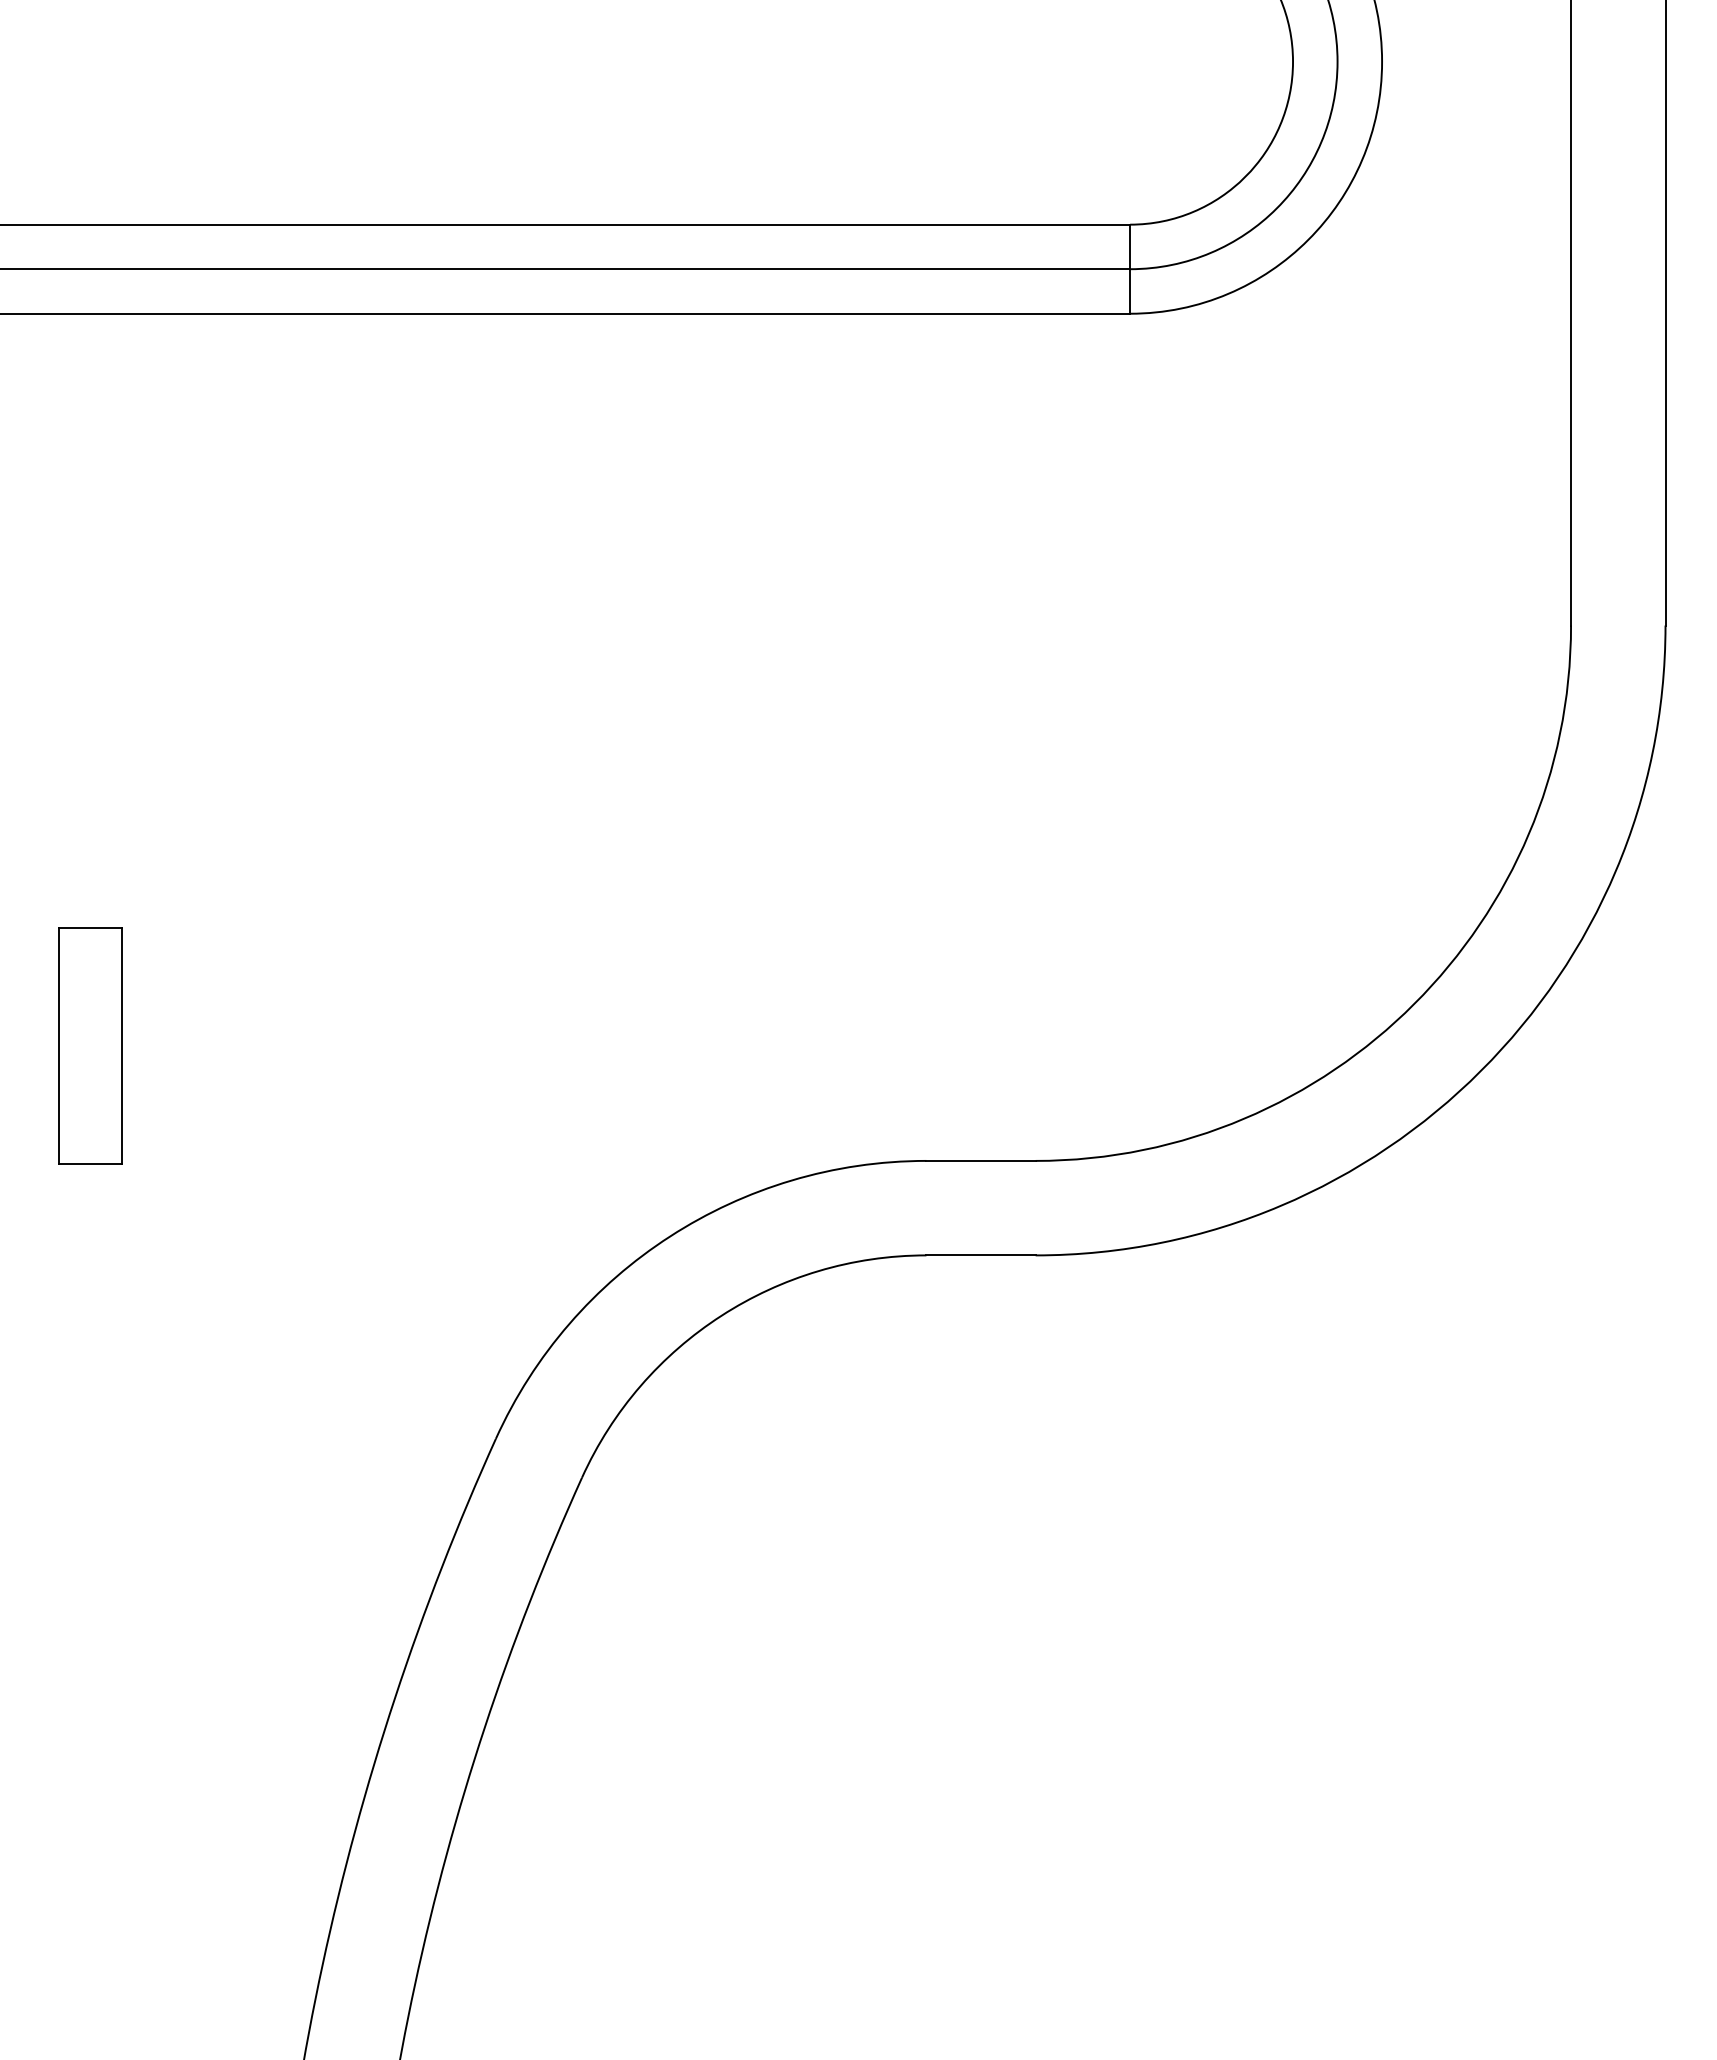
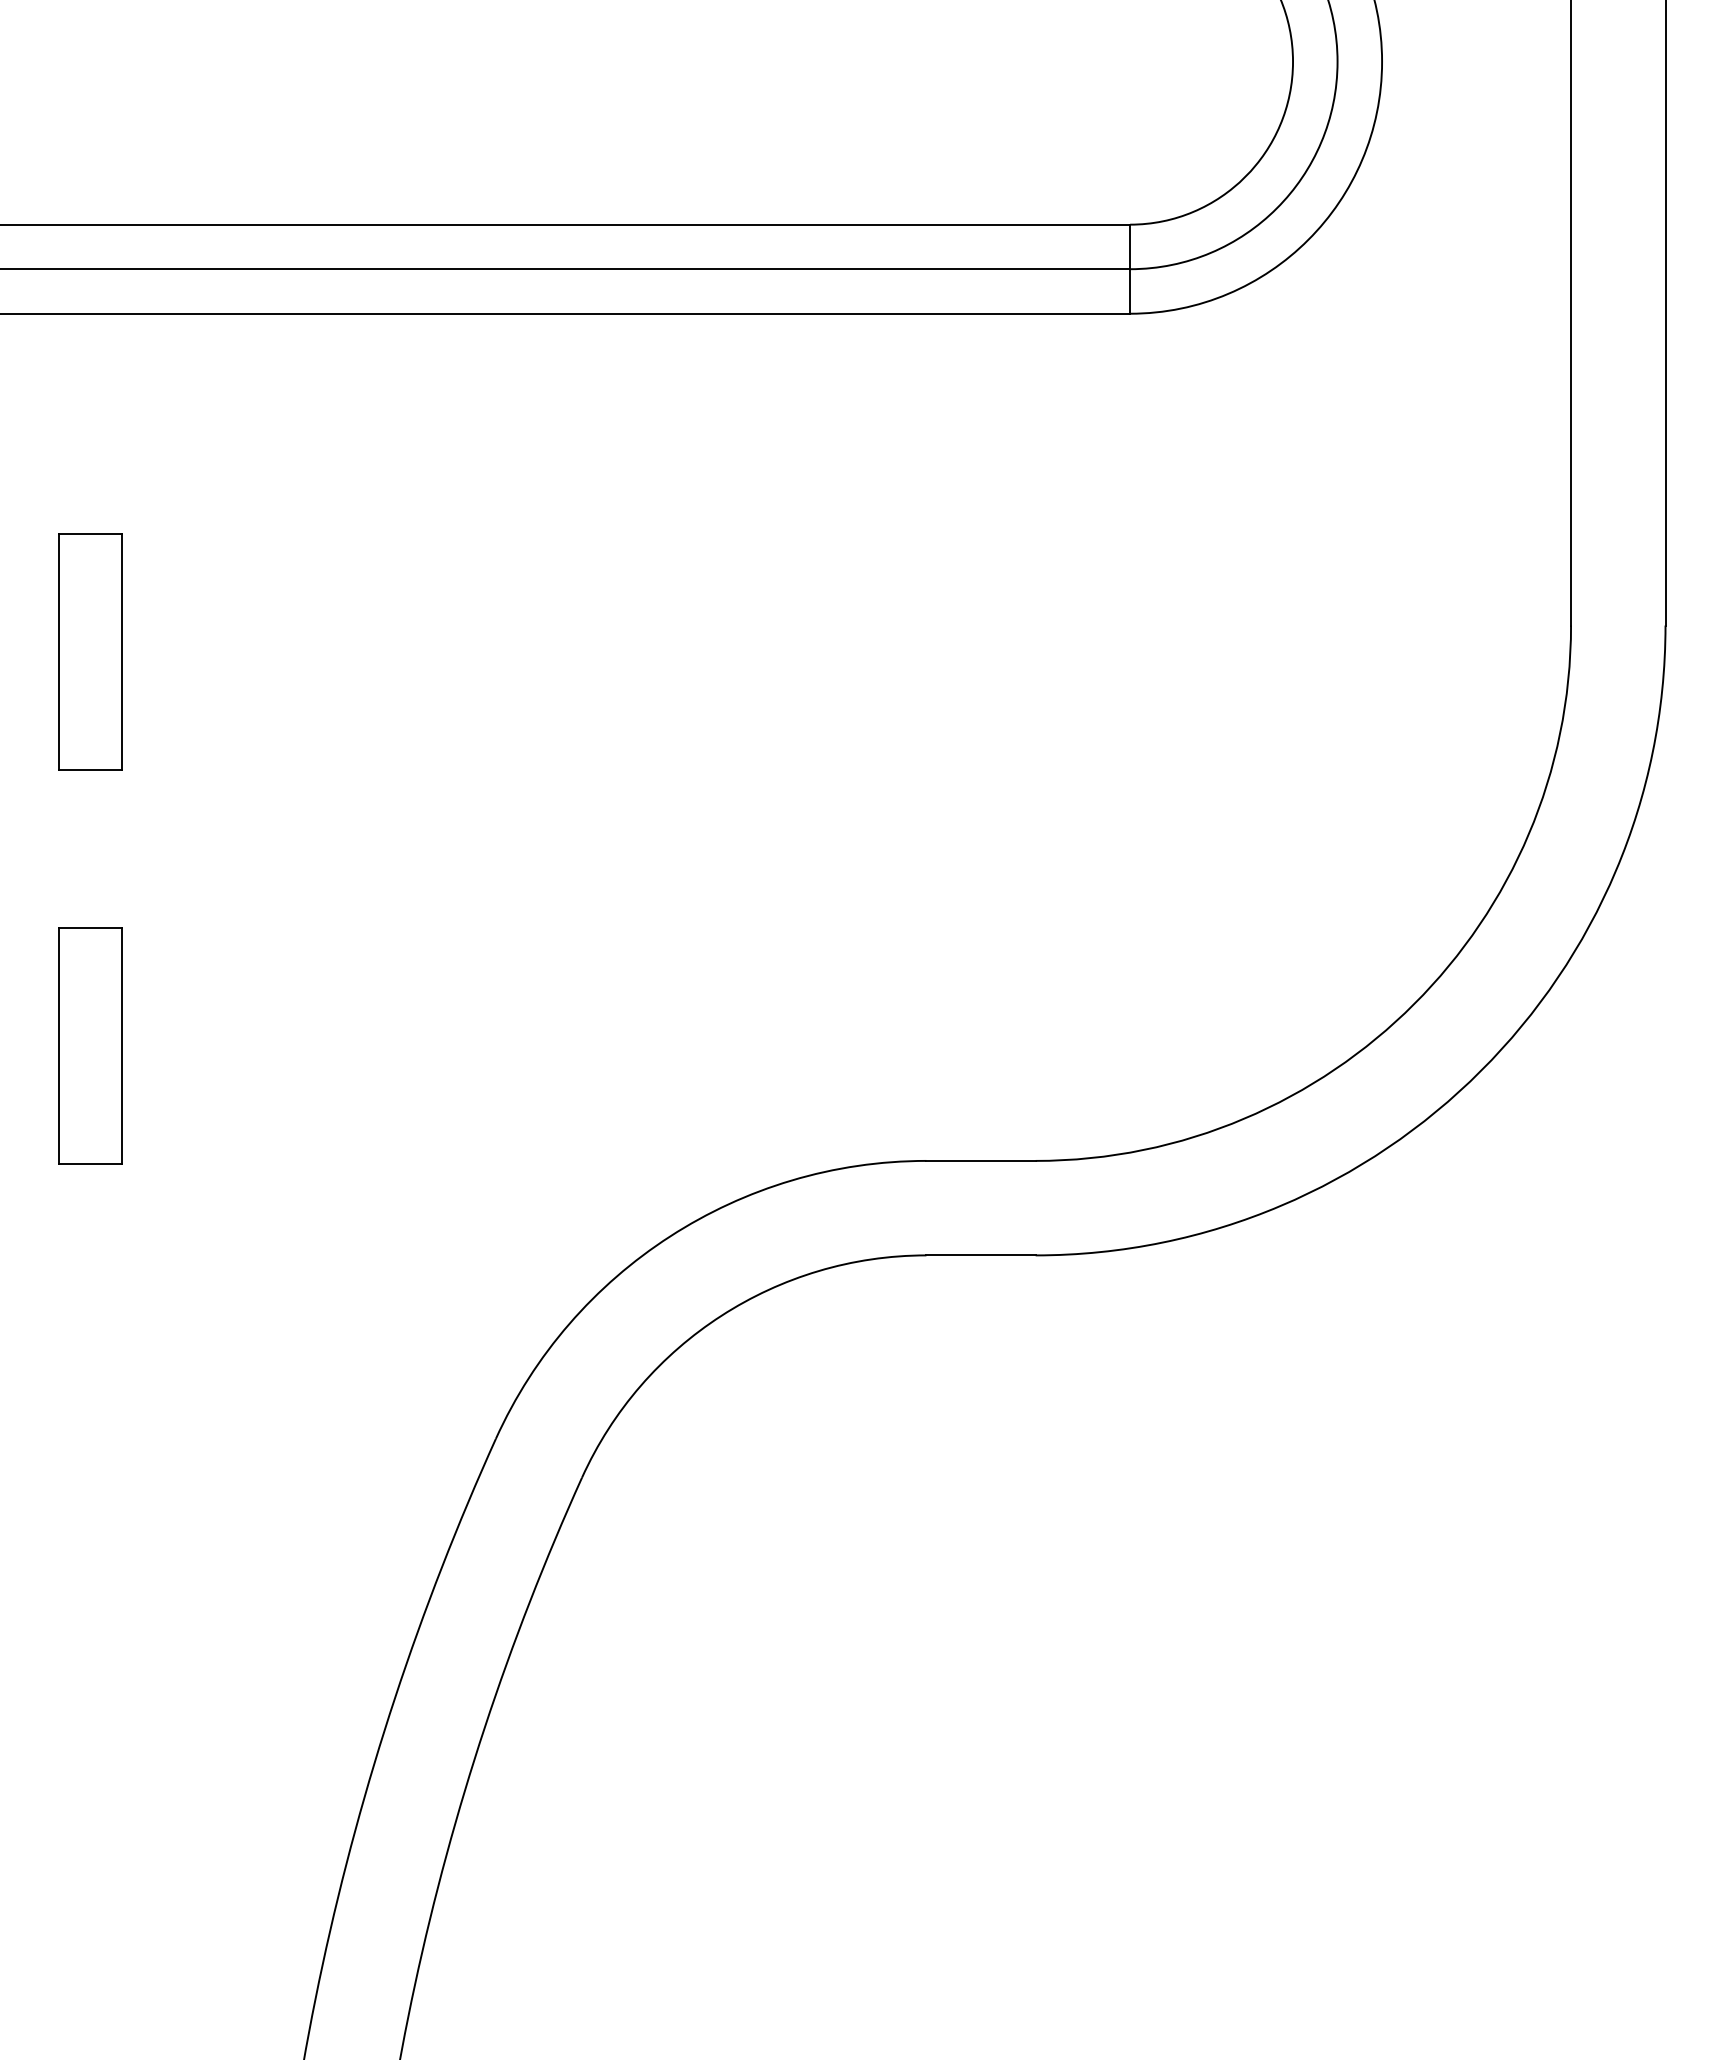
part: none -> present (90, 651)
